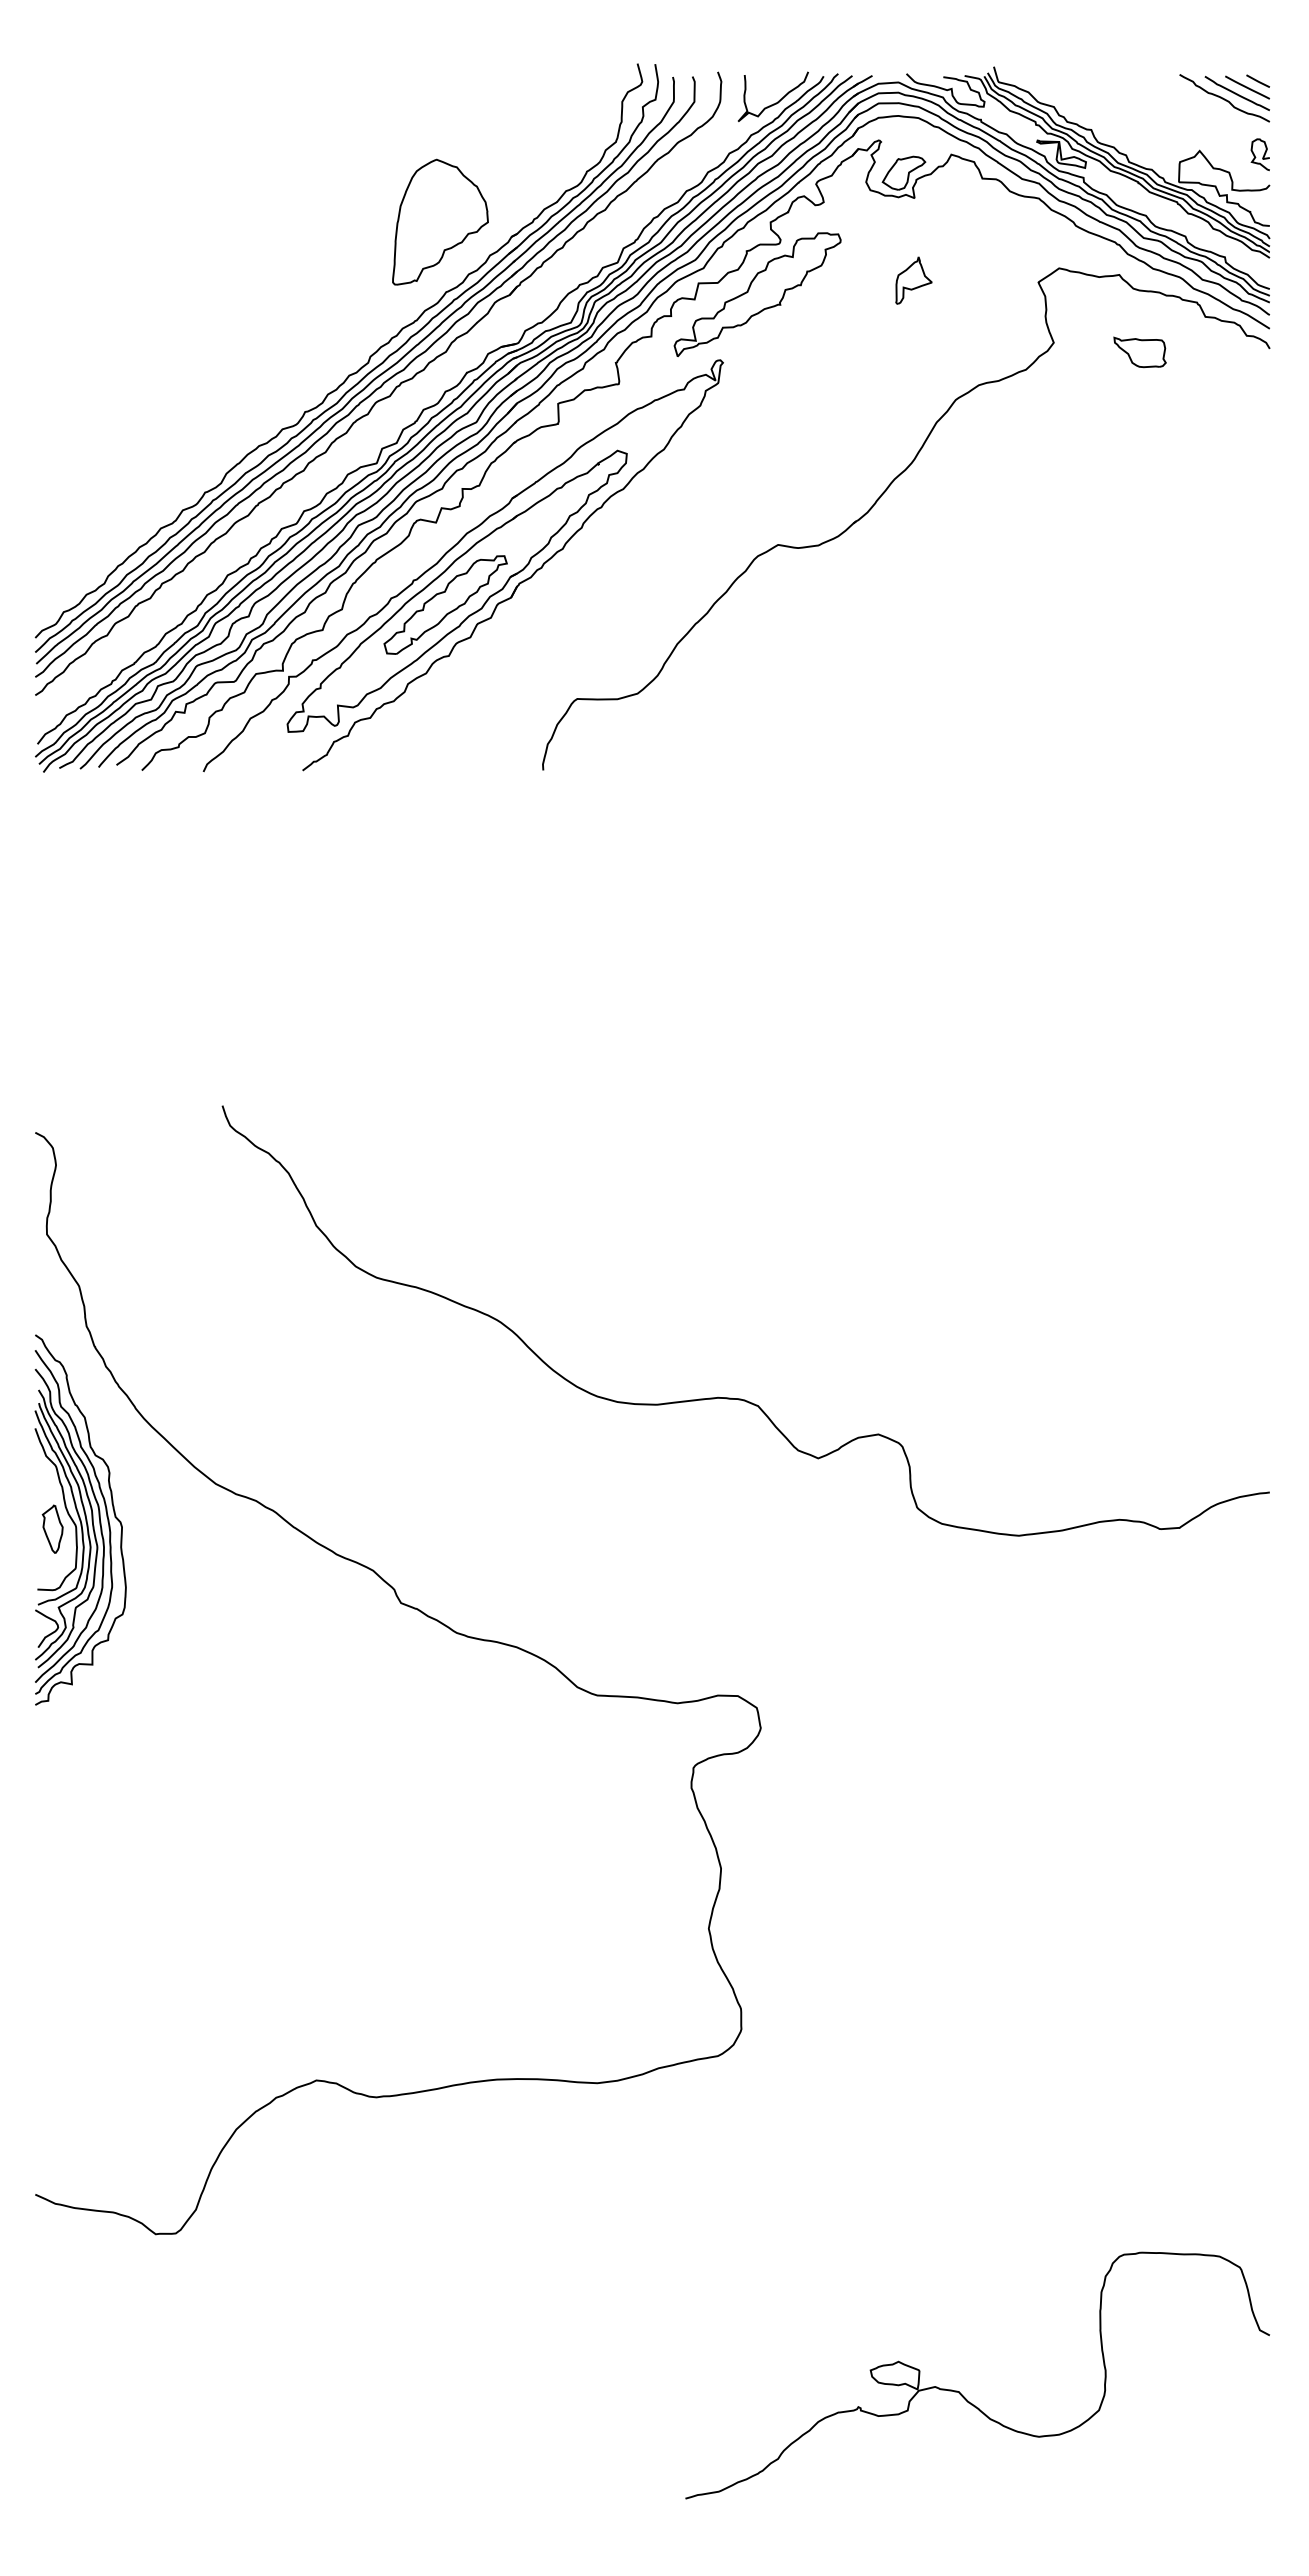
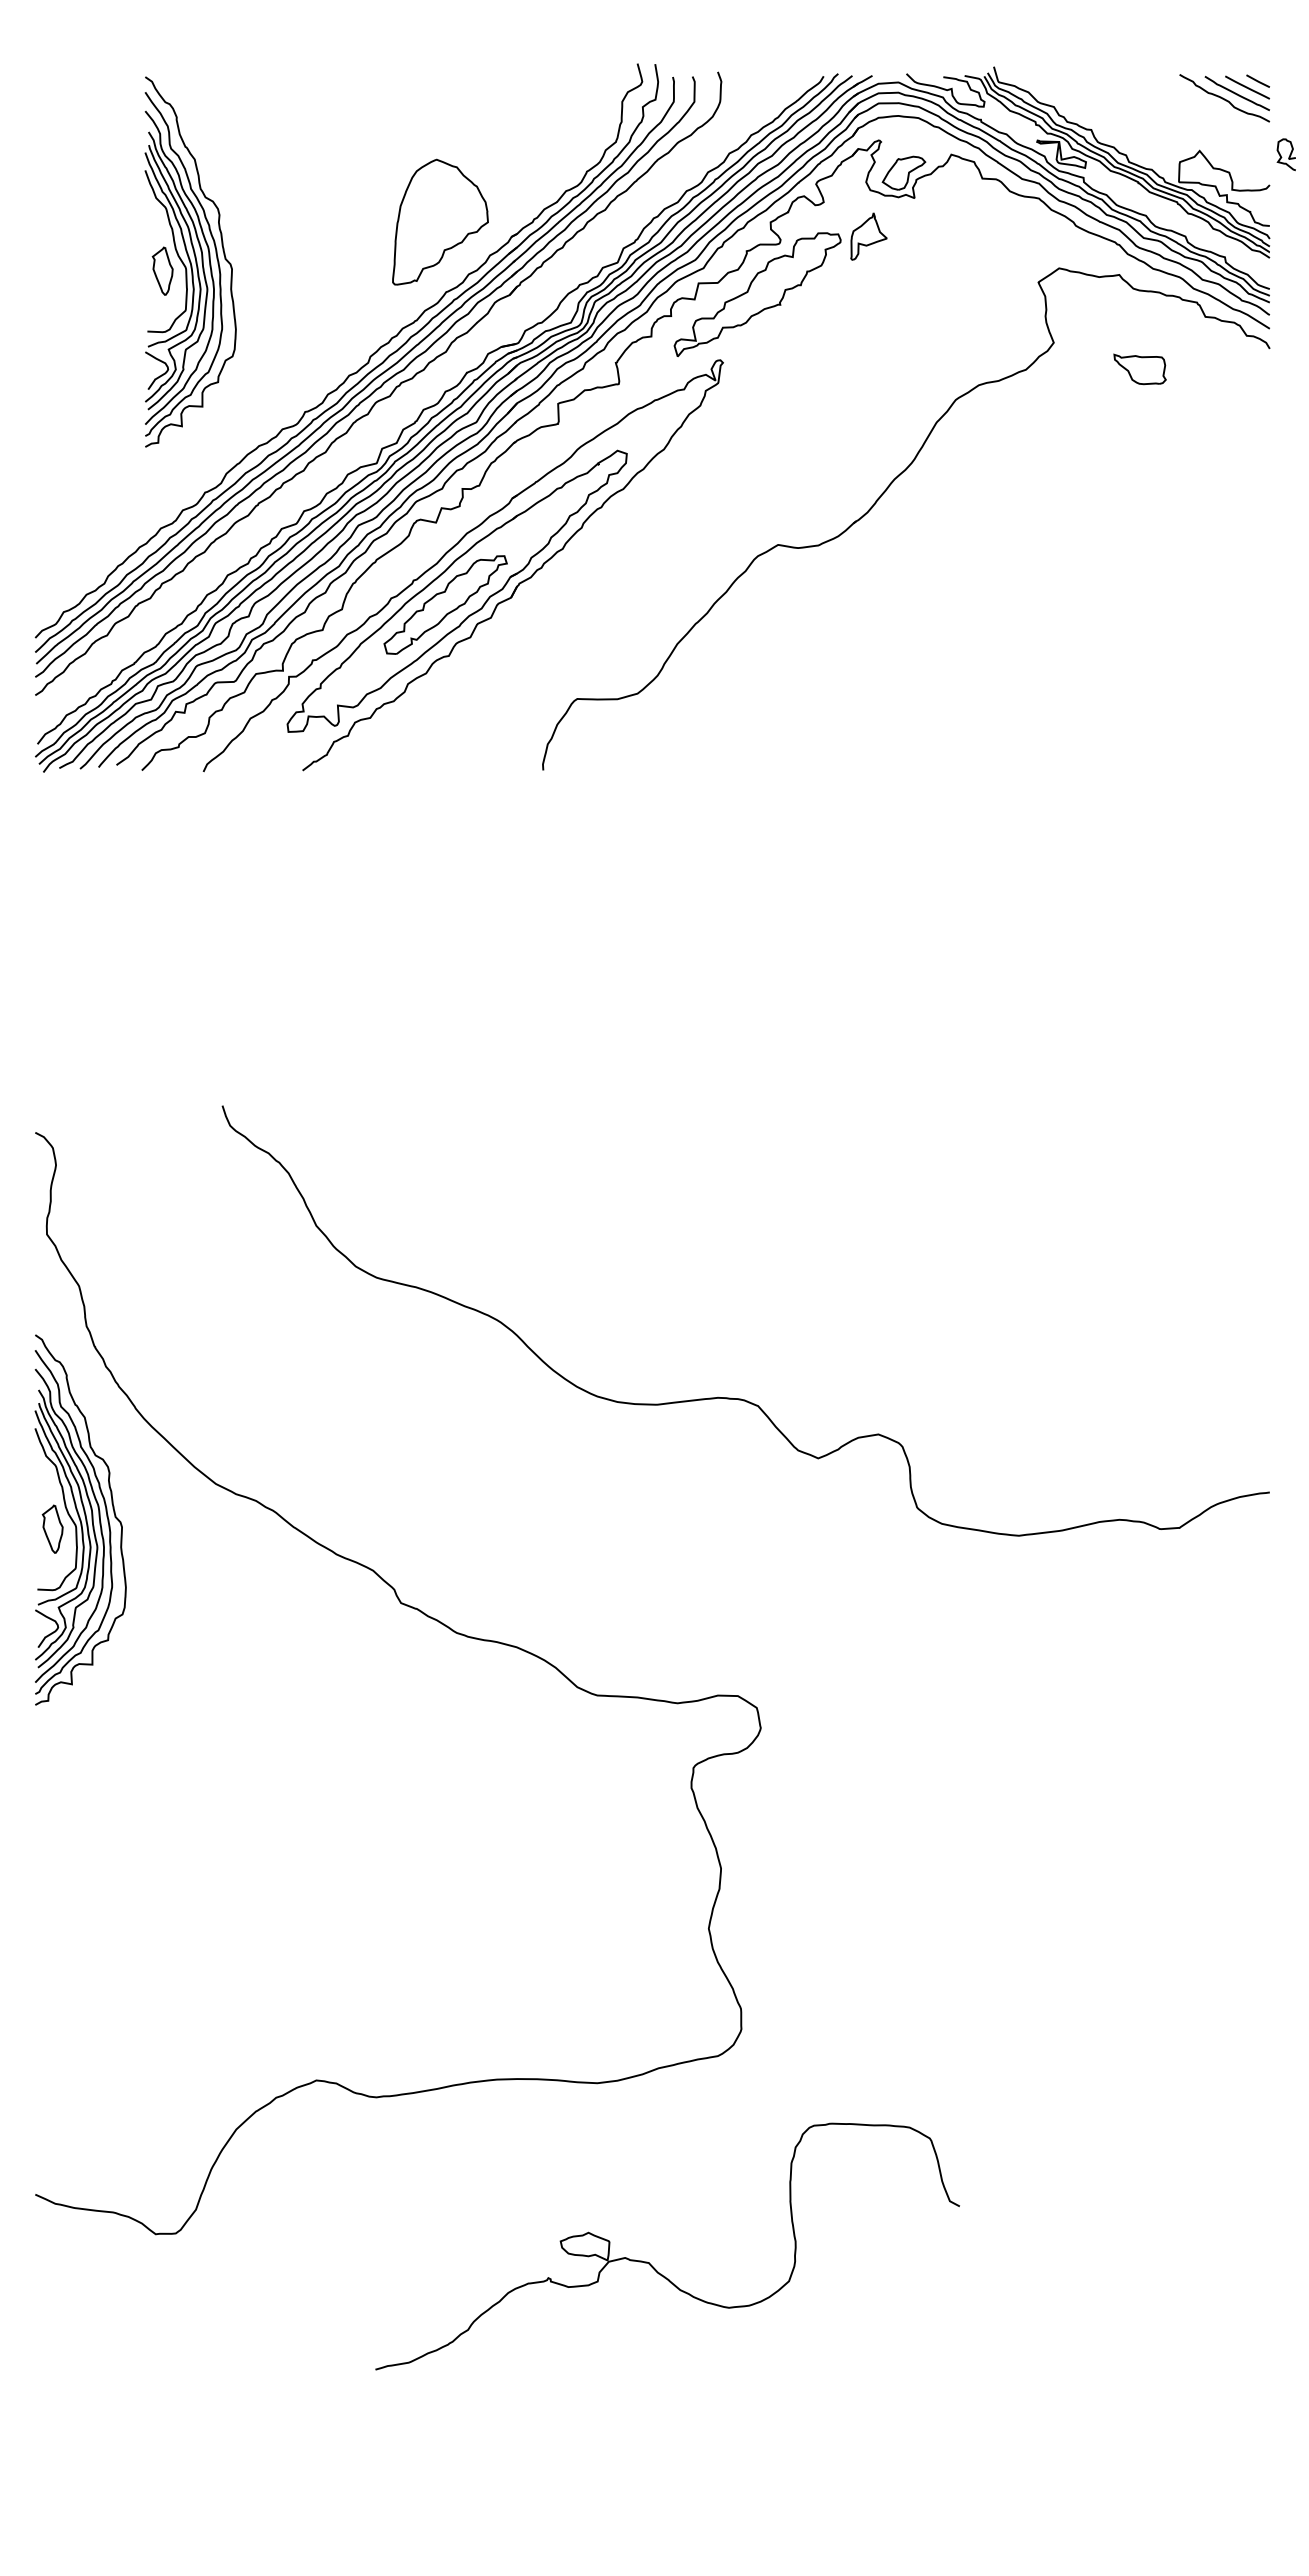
curve: present -> none (775, 102)
curve position: (1263, 154) -> (1289, 154) (1289, 154)
part: none -> present (190, 261)
part position: (913, 280) -> (868, 236) (868, 236)
part position: (1139, 352) -> (1139, 369) (1139, 369)
part position: (960, 2392) -> (650, 2263) (650, 2263)
